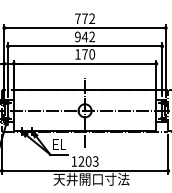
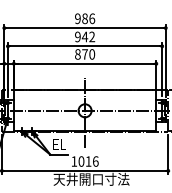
text: 772 -> 986 (85, 18)
text: 170 -> 870 (77, 54)
text: 1203 -> 1016 (88, 161)
